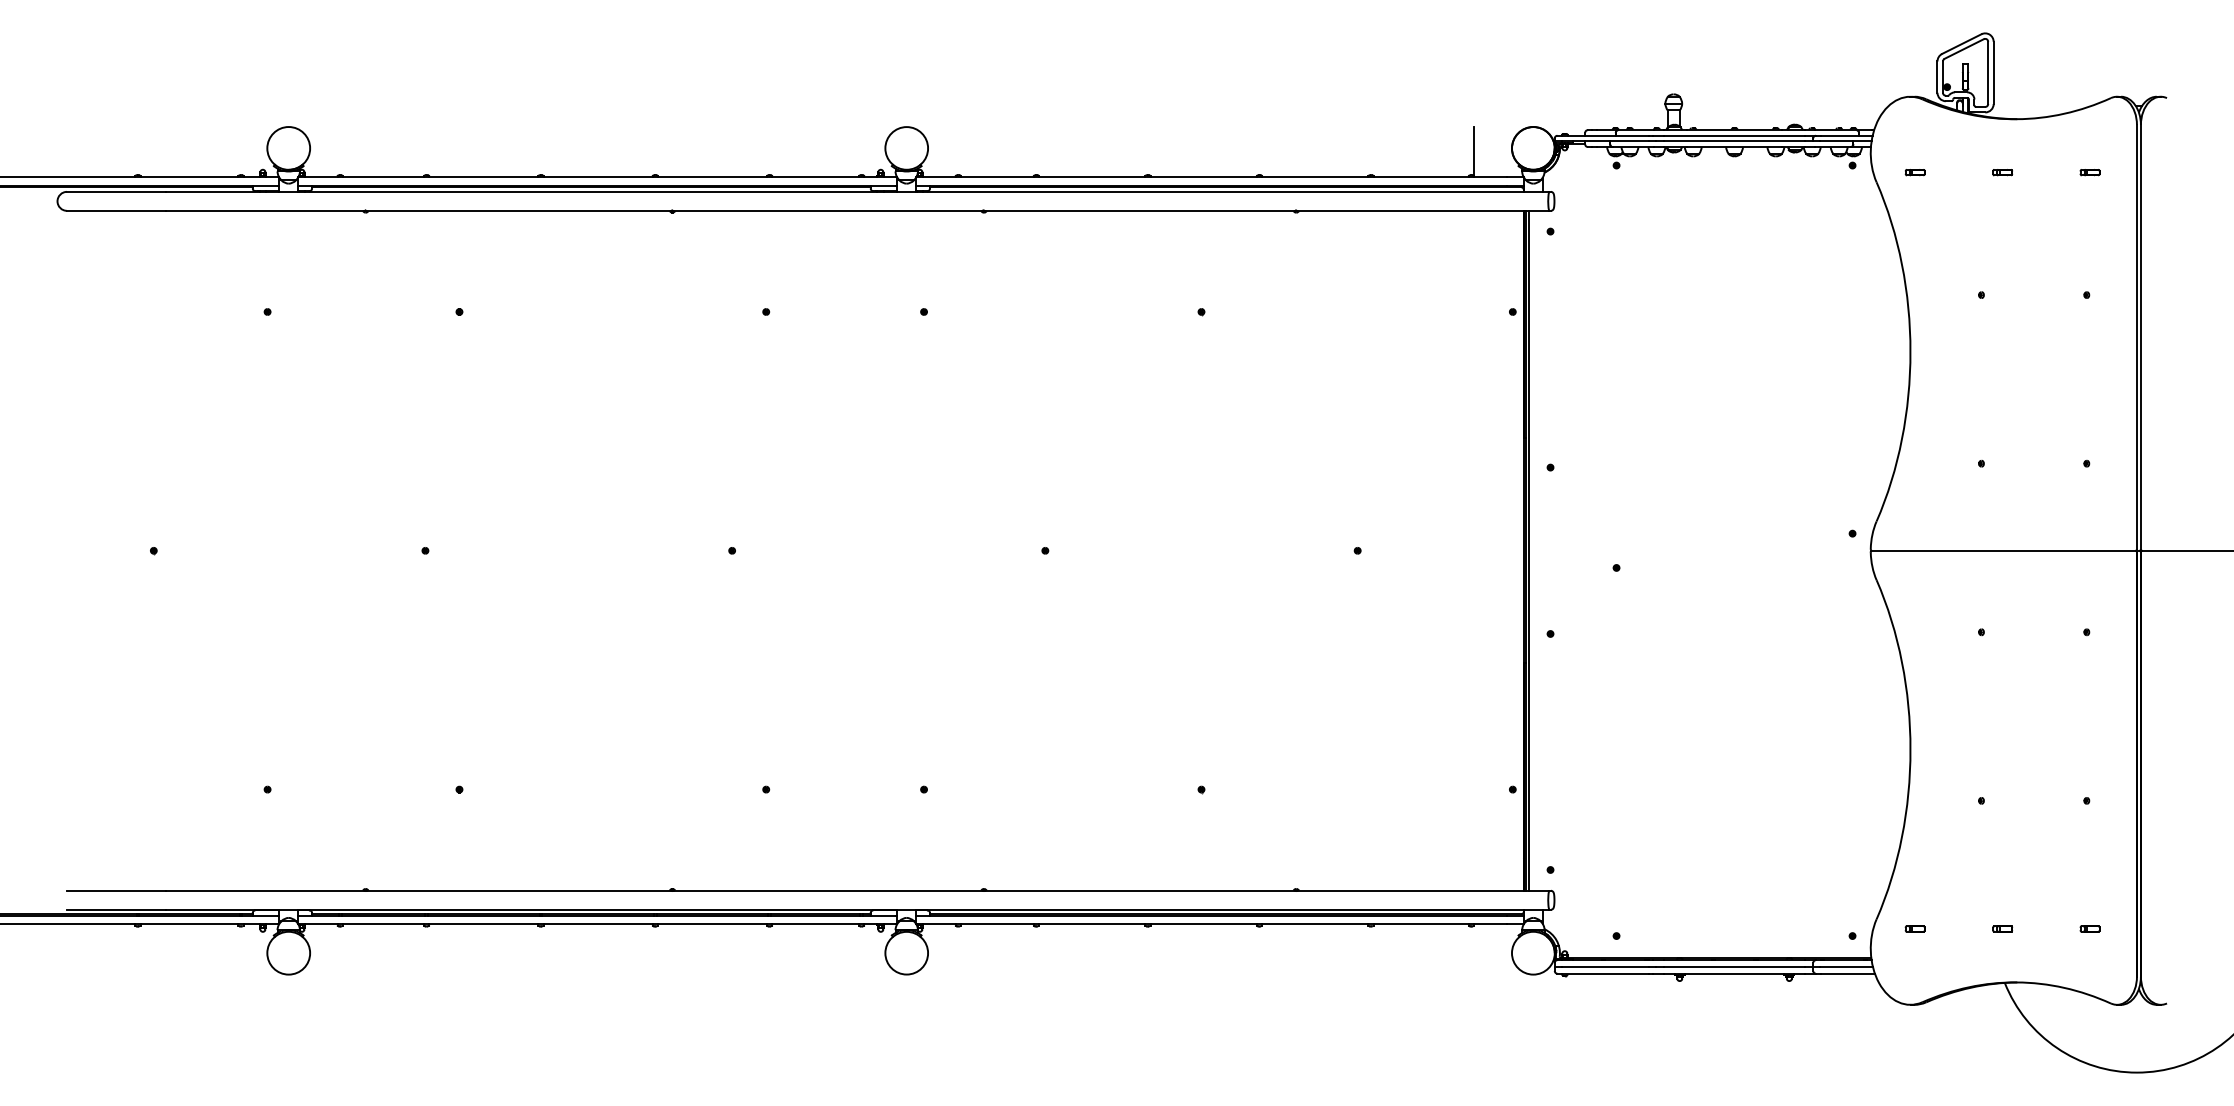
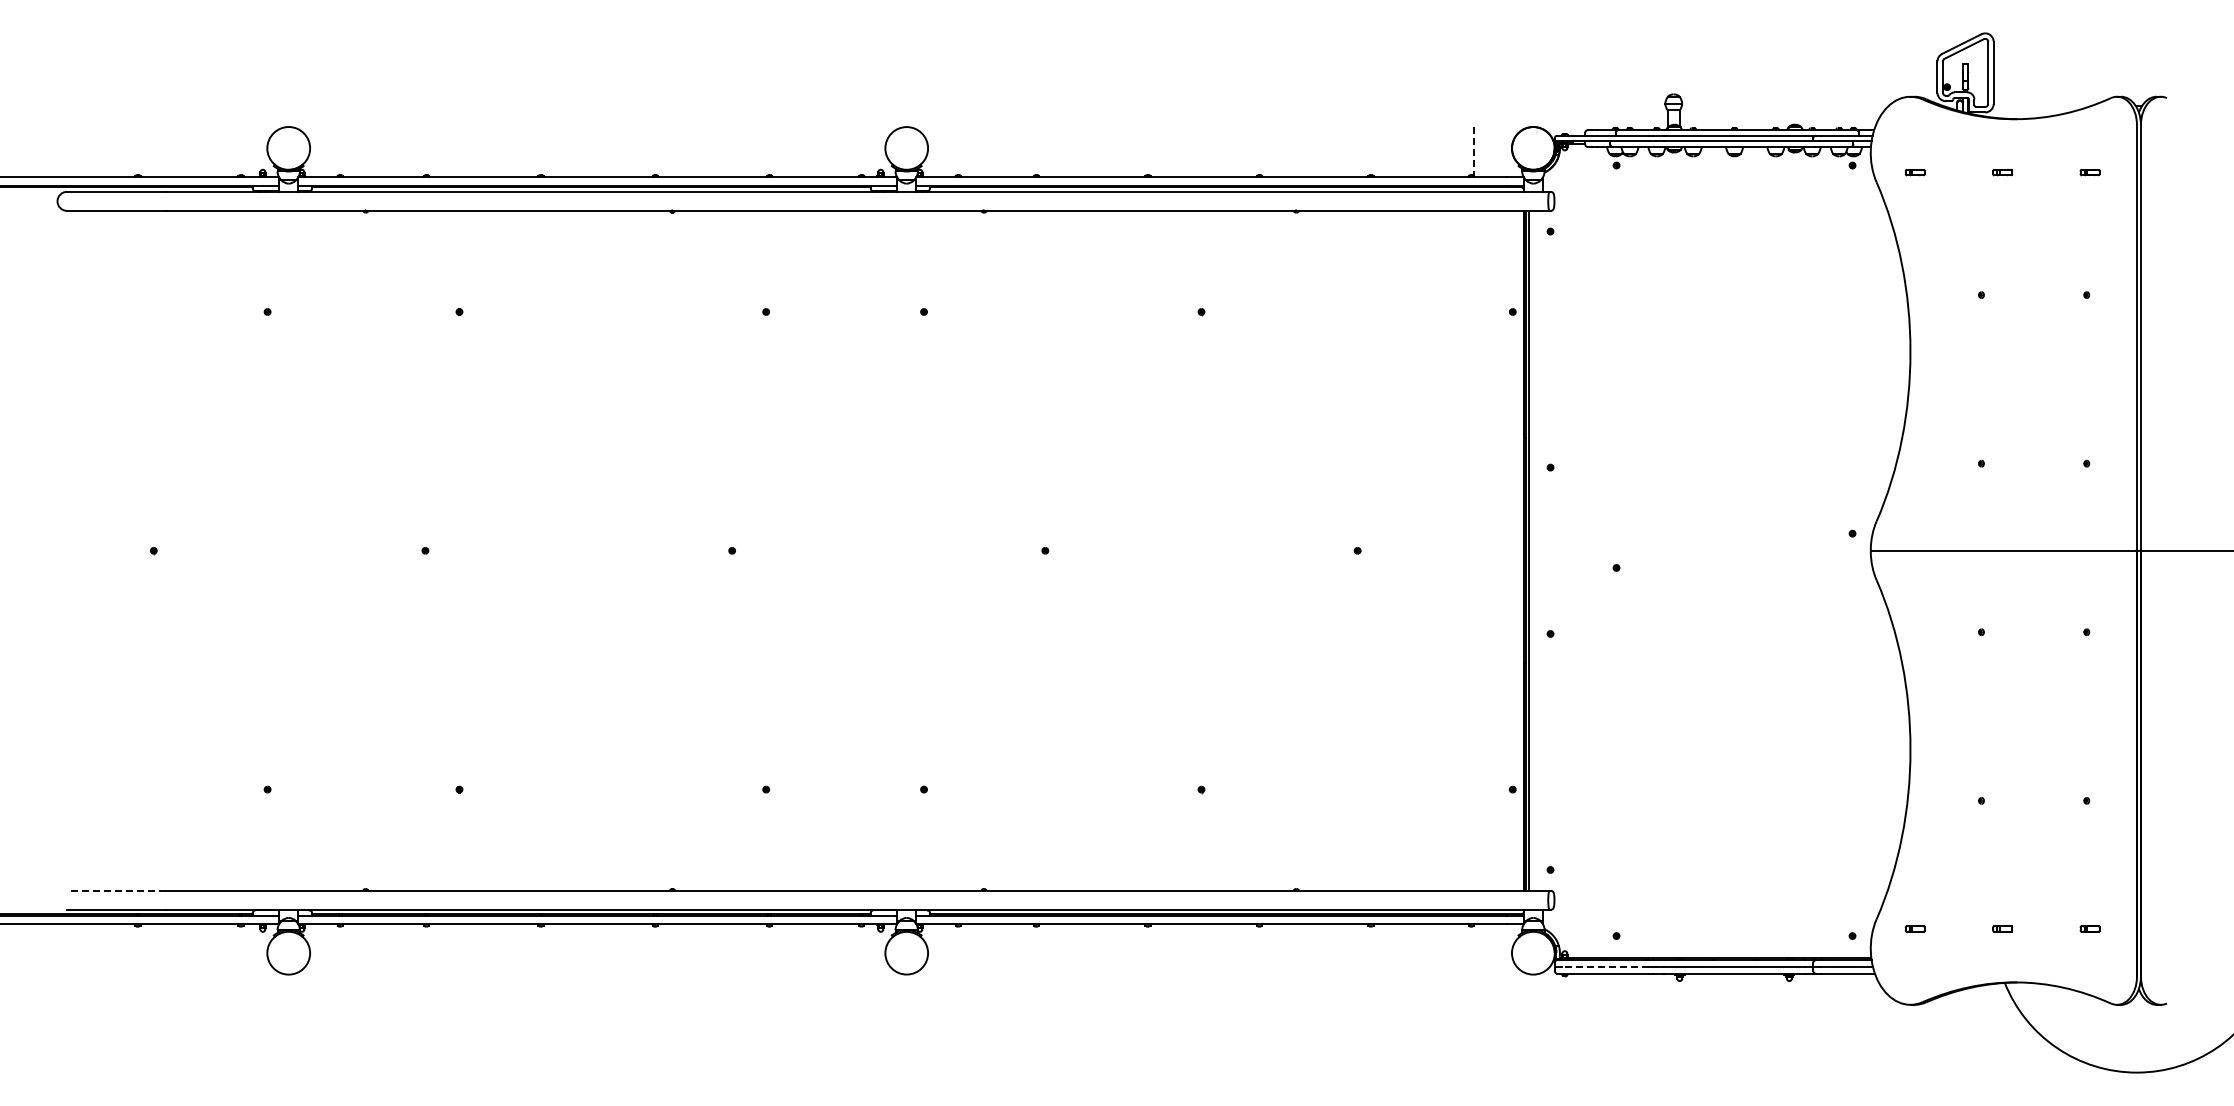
line: solid -> dashed (1473, 151)
line: solid -> dashed (115, 890)
line: solid -> dashed (1605, 966)
